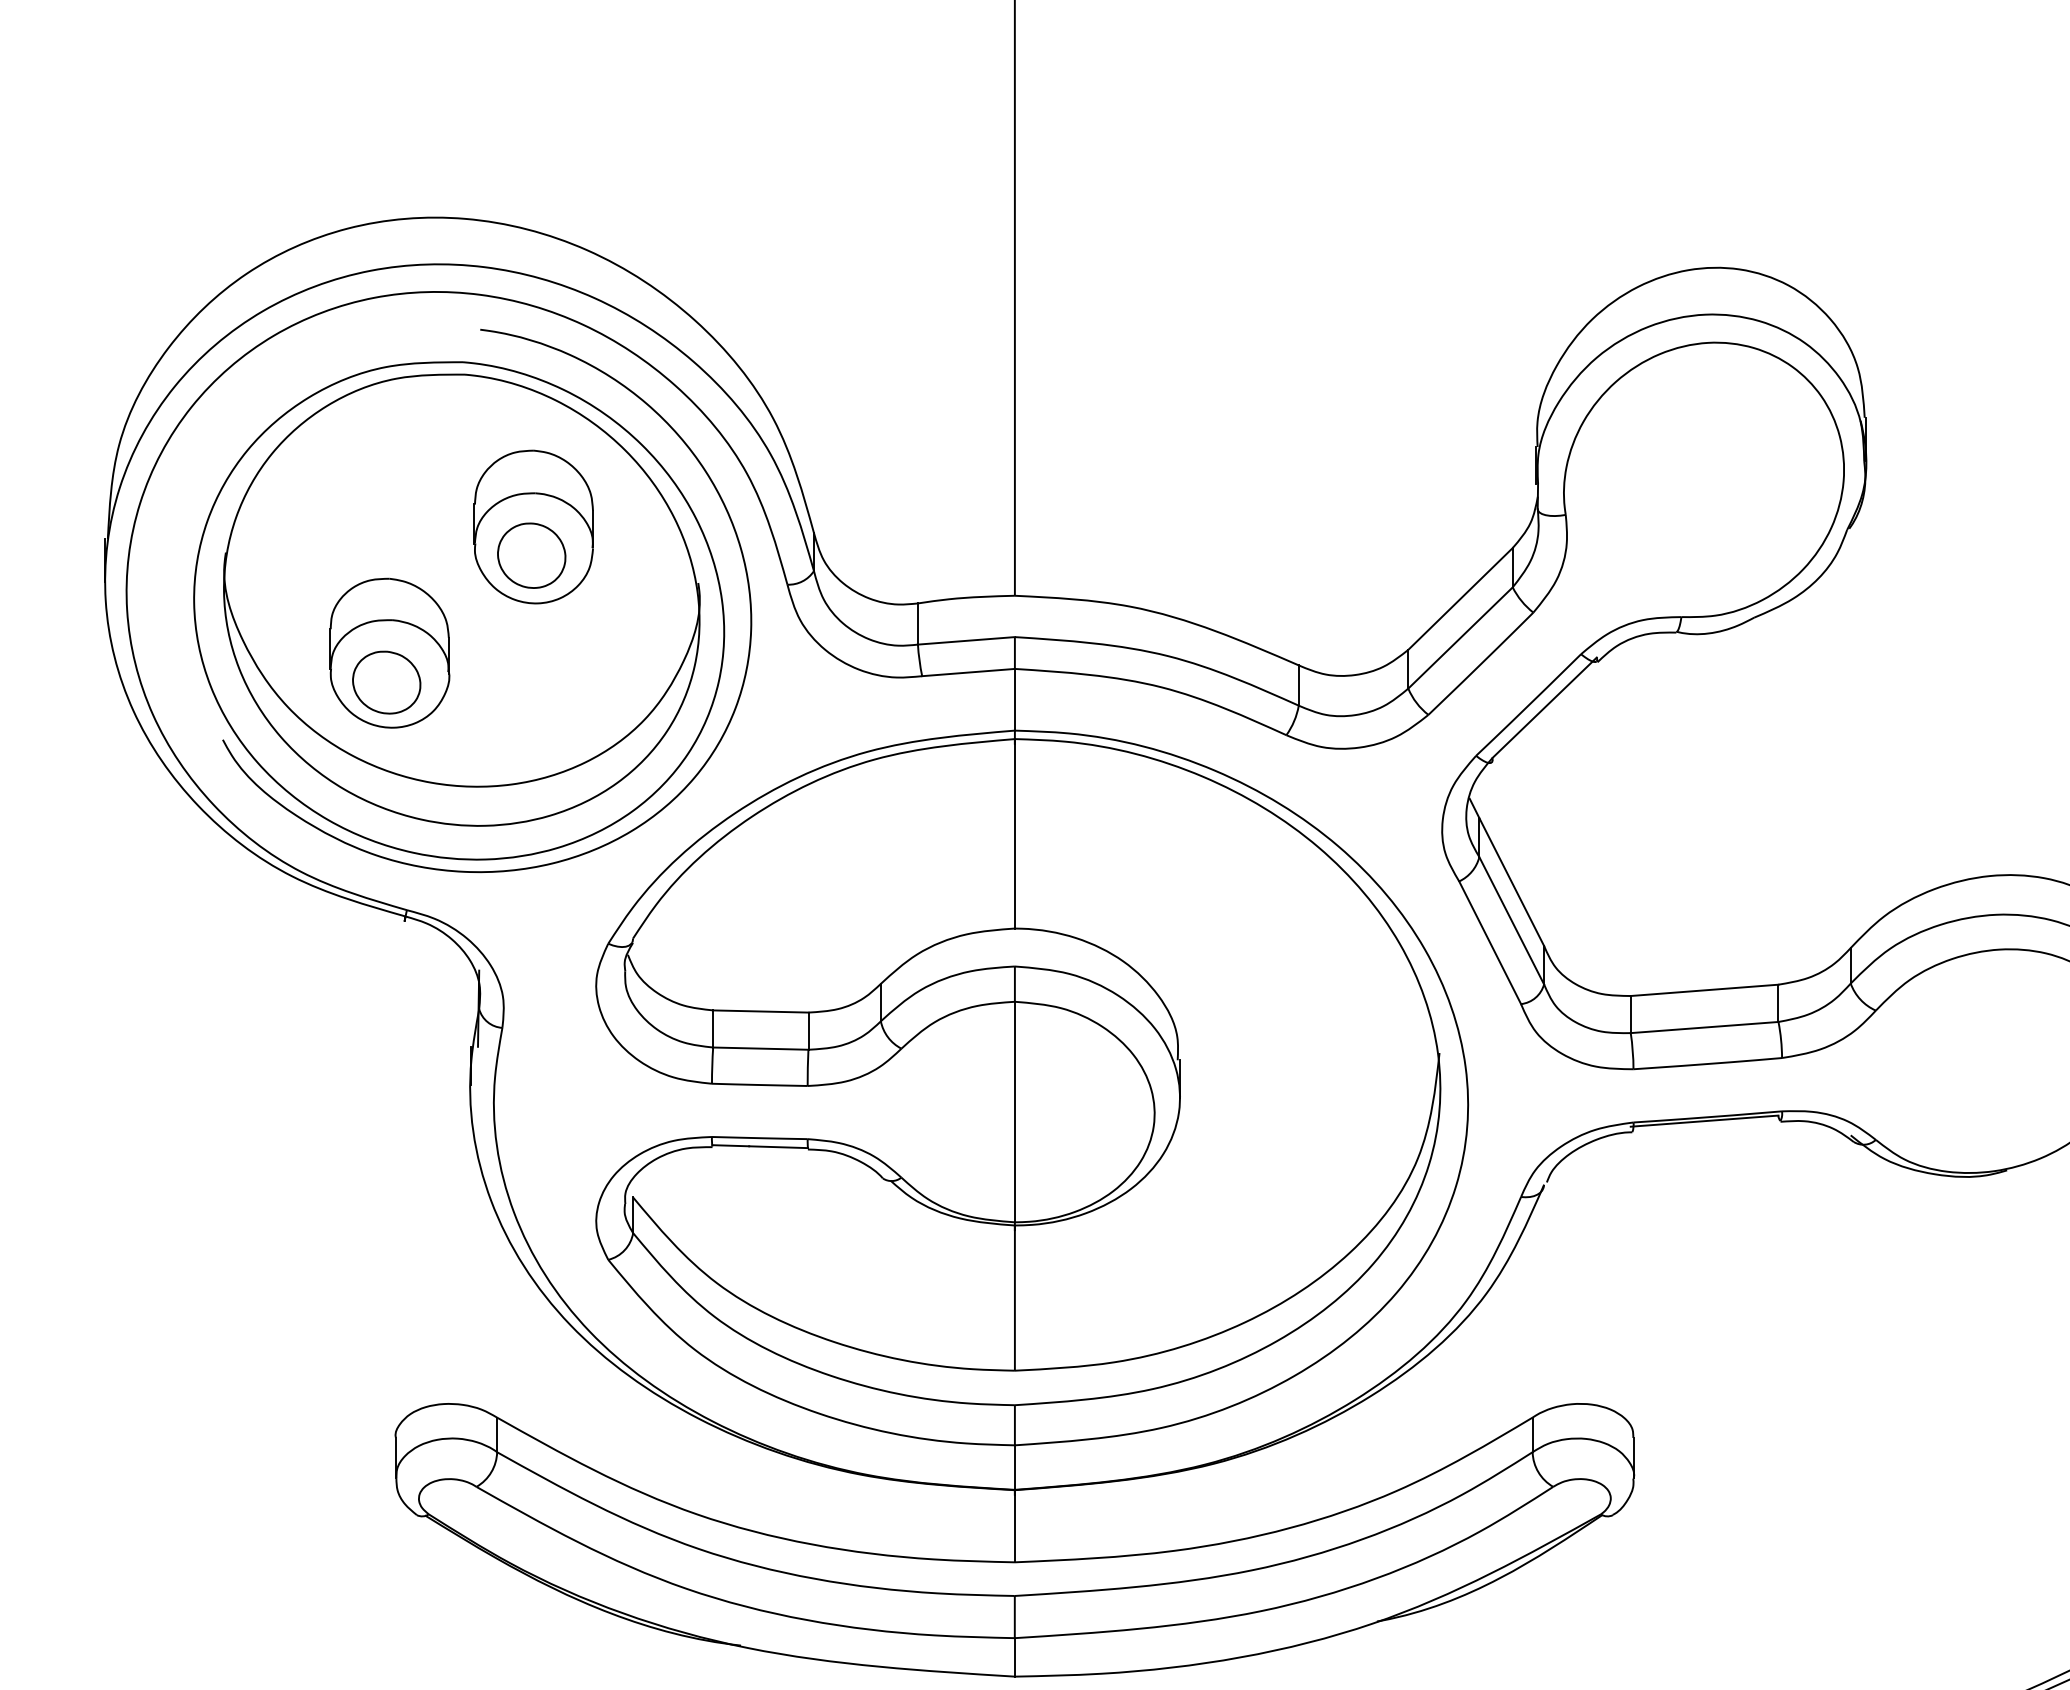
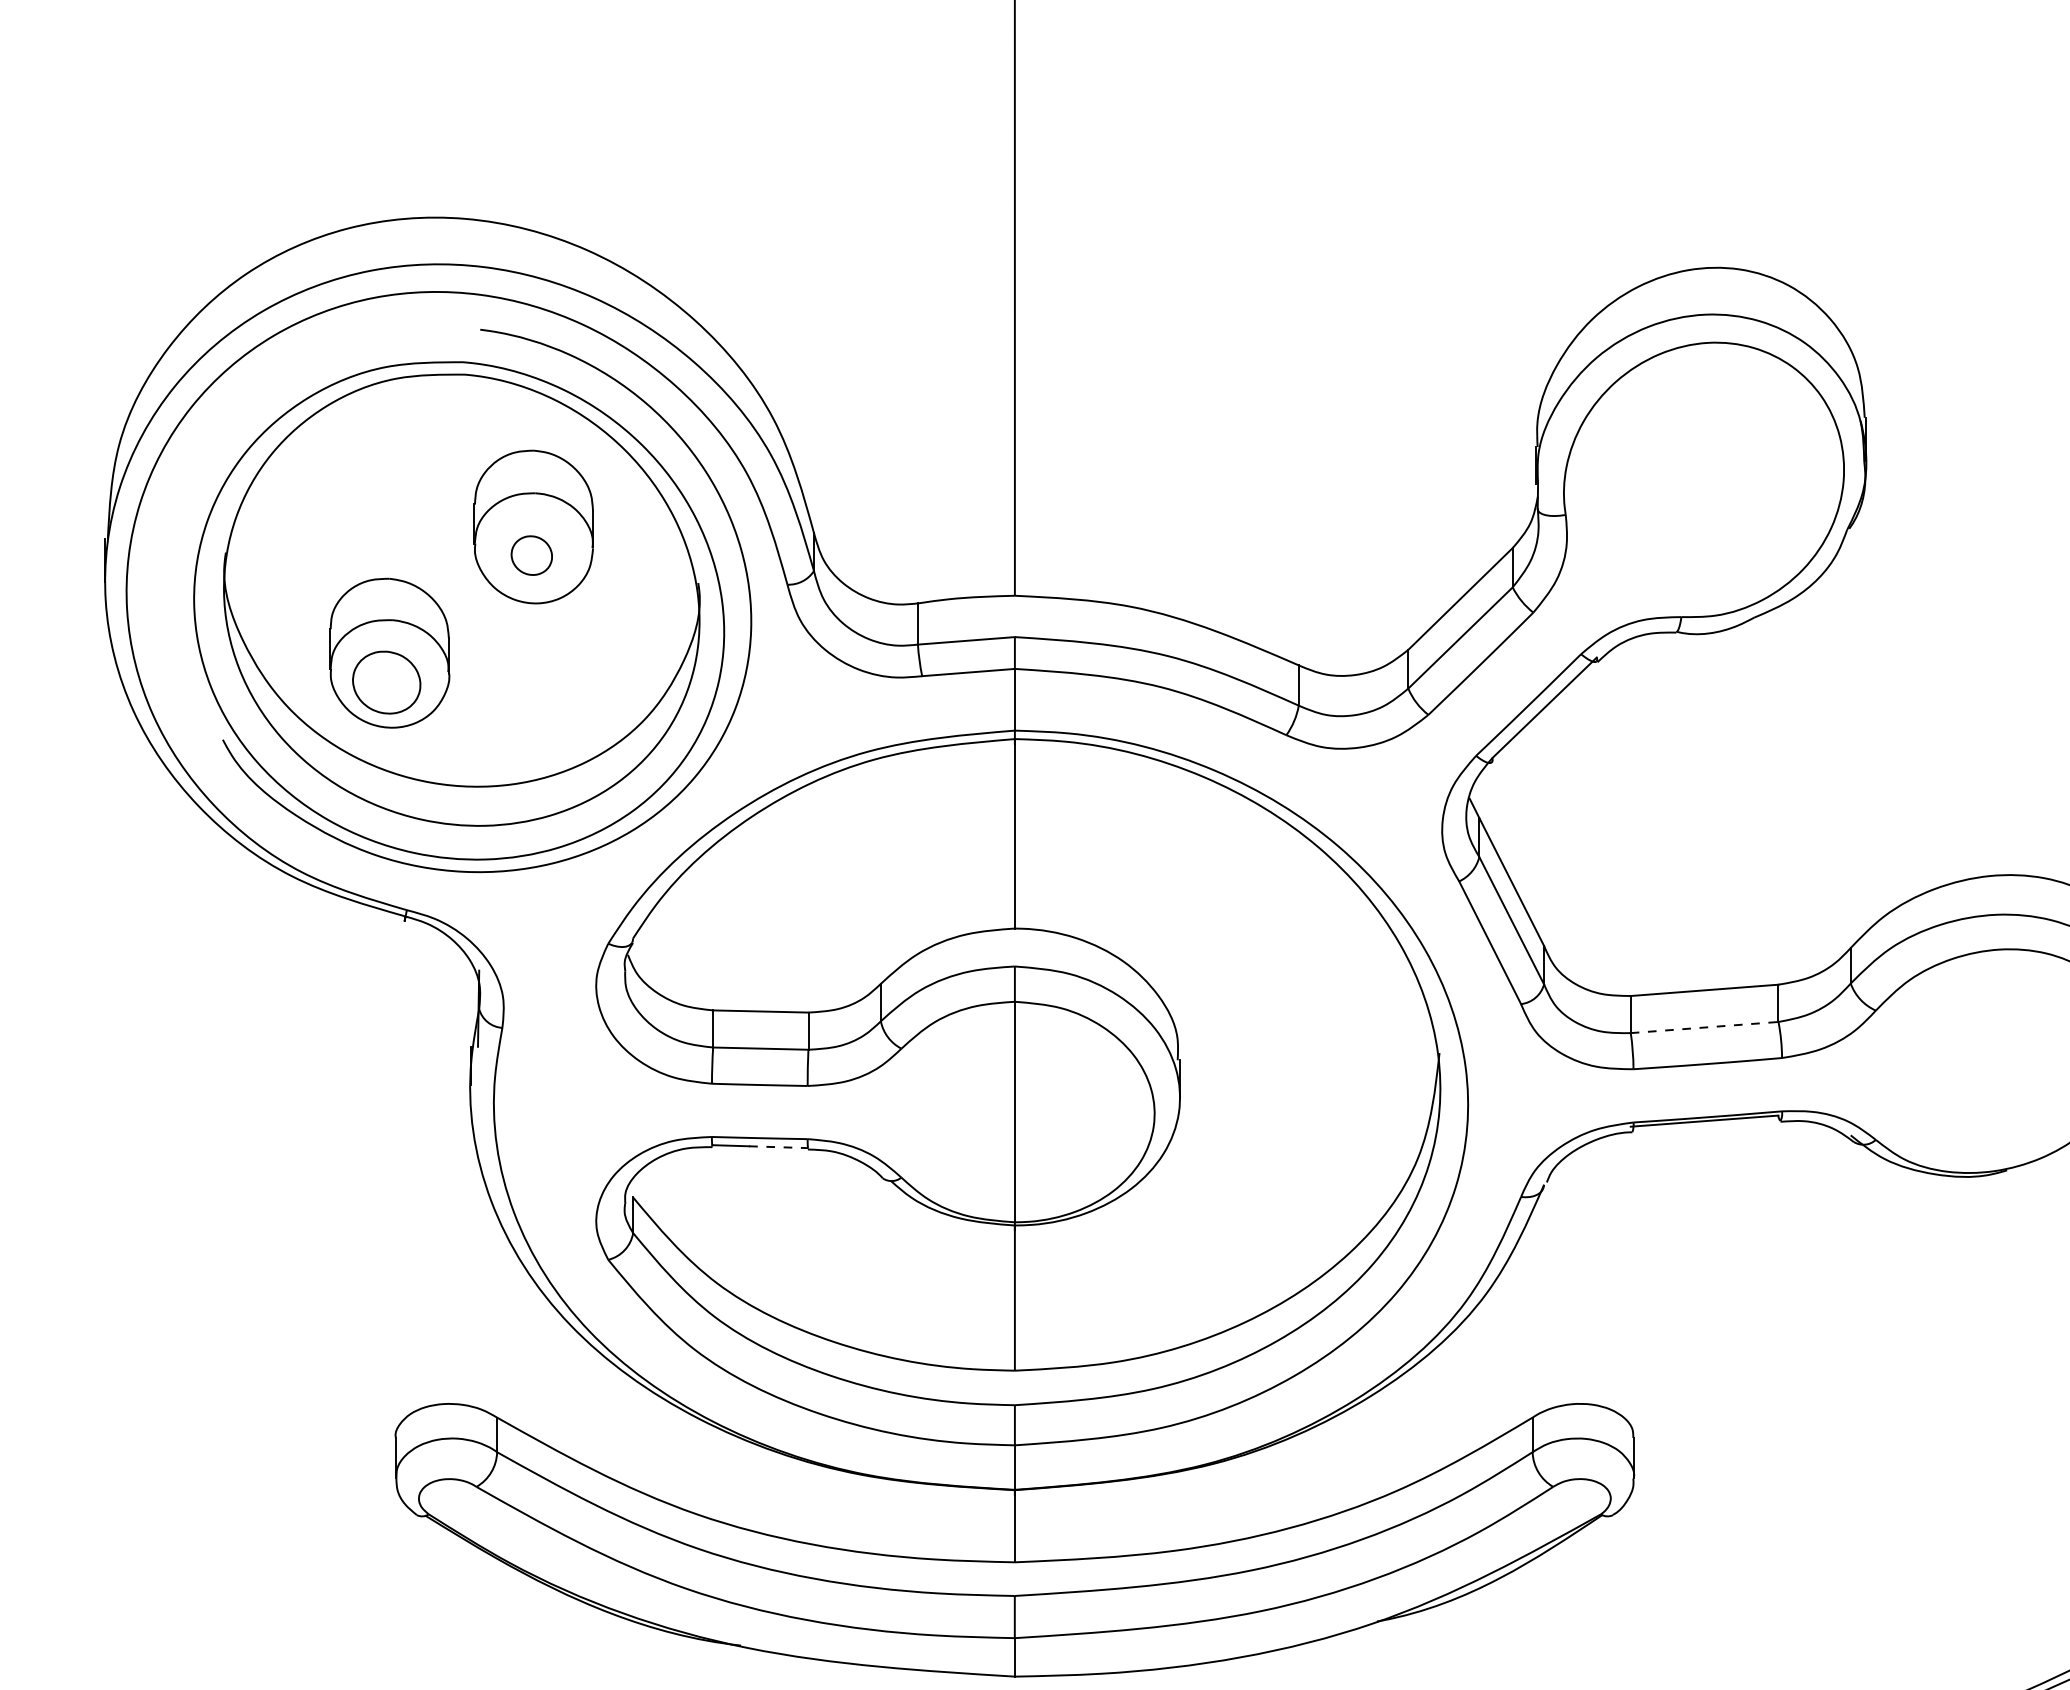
part size: 70x67 px -> 43x41 px (531, 555)
line: solid -> dashed (1705, 1027)
line: solid -> dashed (779, 1147)
